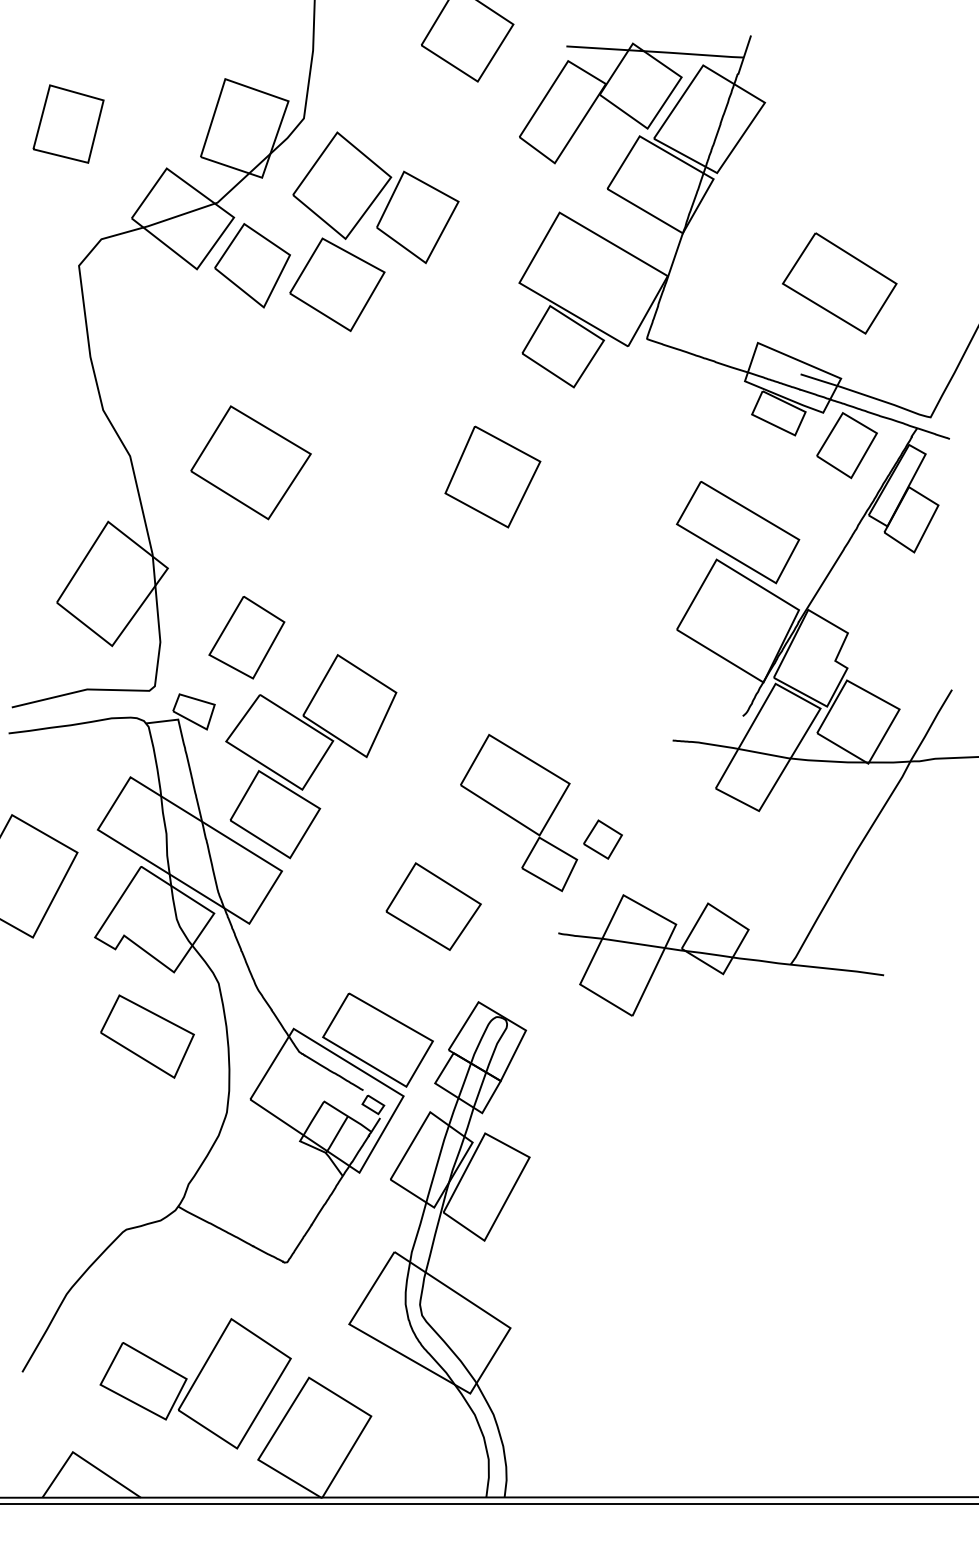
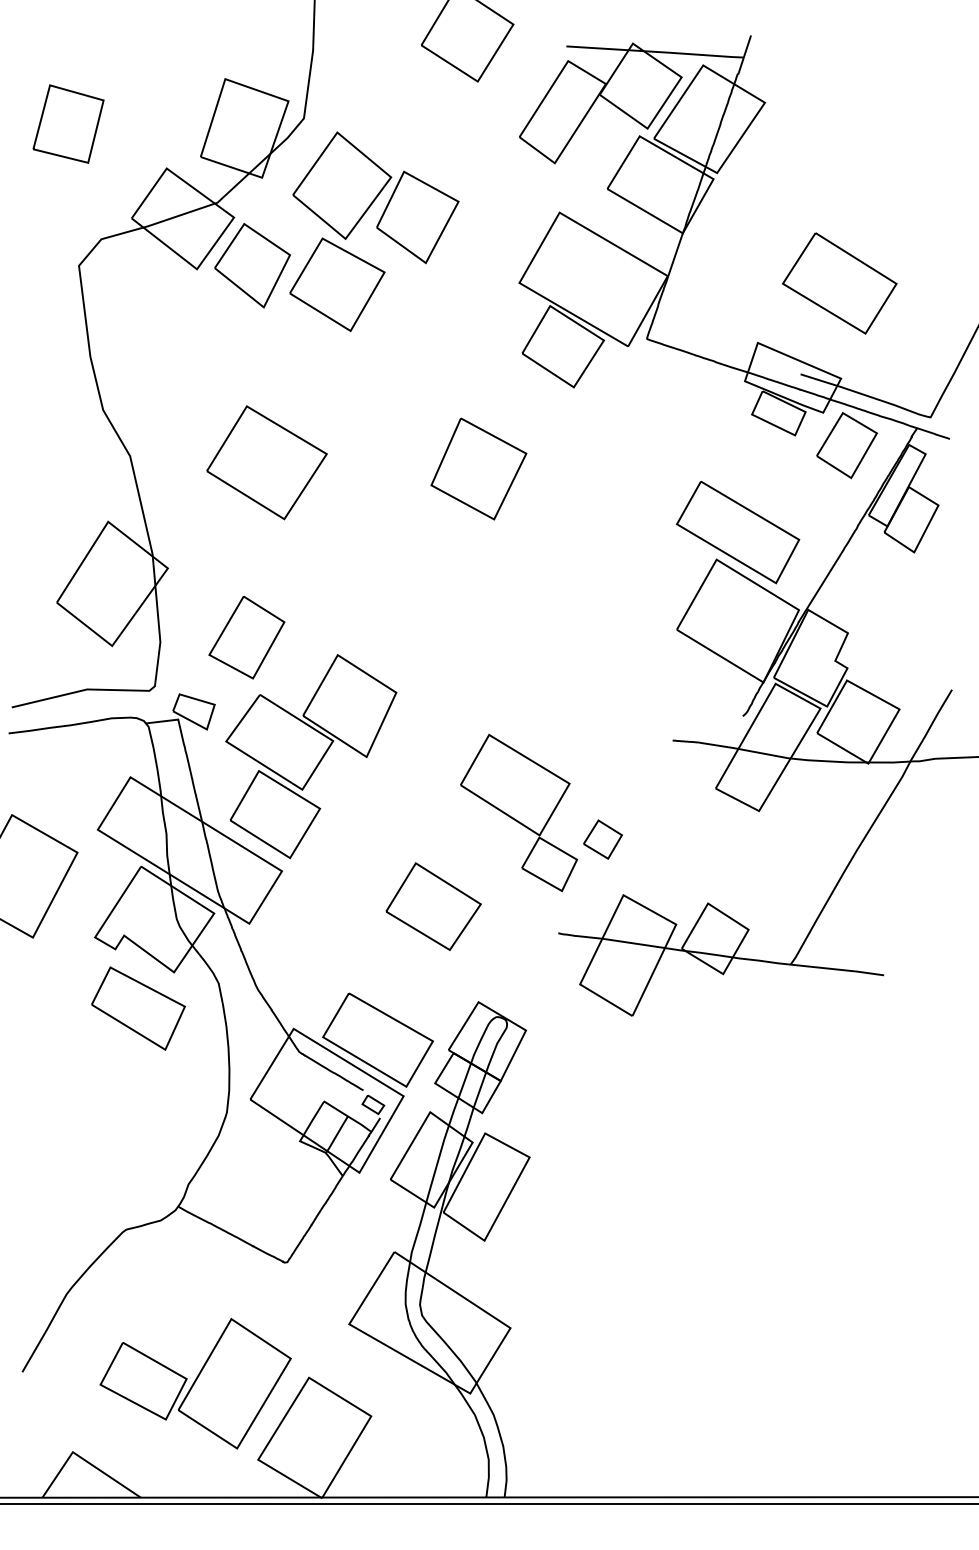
part position: (250, 462) -> (266, 462) (266, 462)
part position: (492, 476) -> (478, 468) (478, 468)
part position: (147, 1036) -> (138, 1008) (138, 1008)
